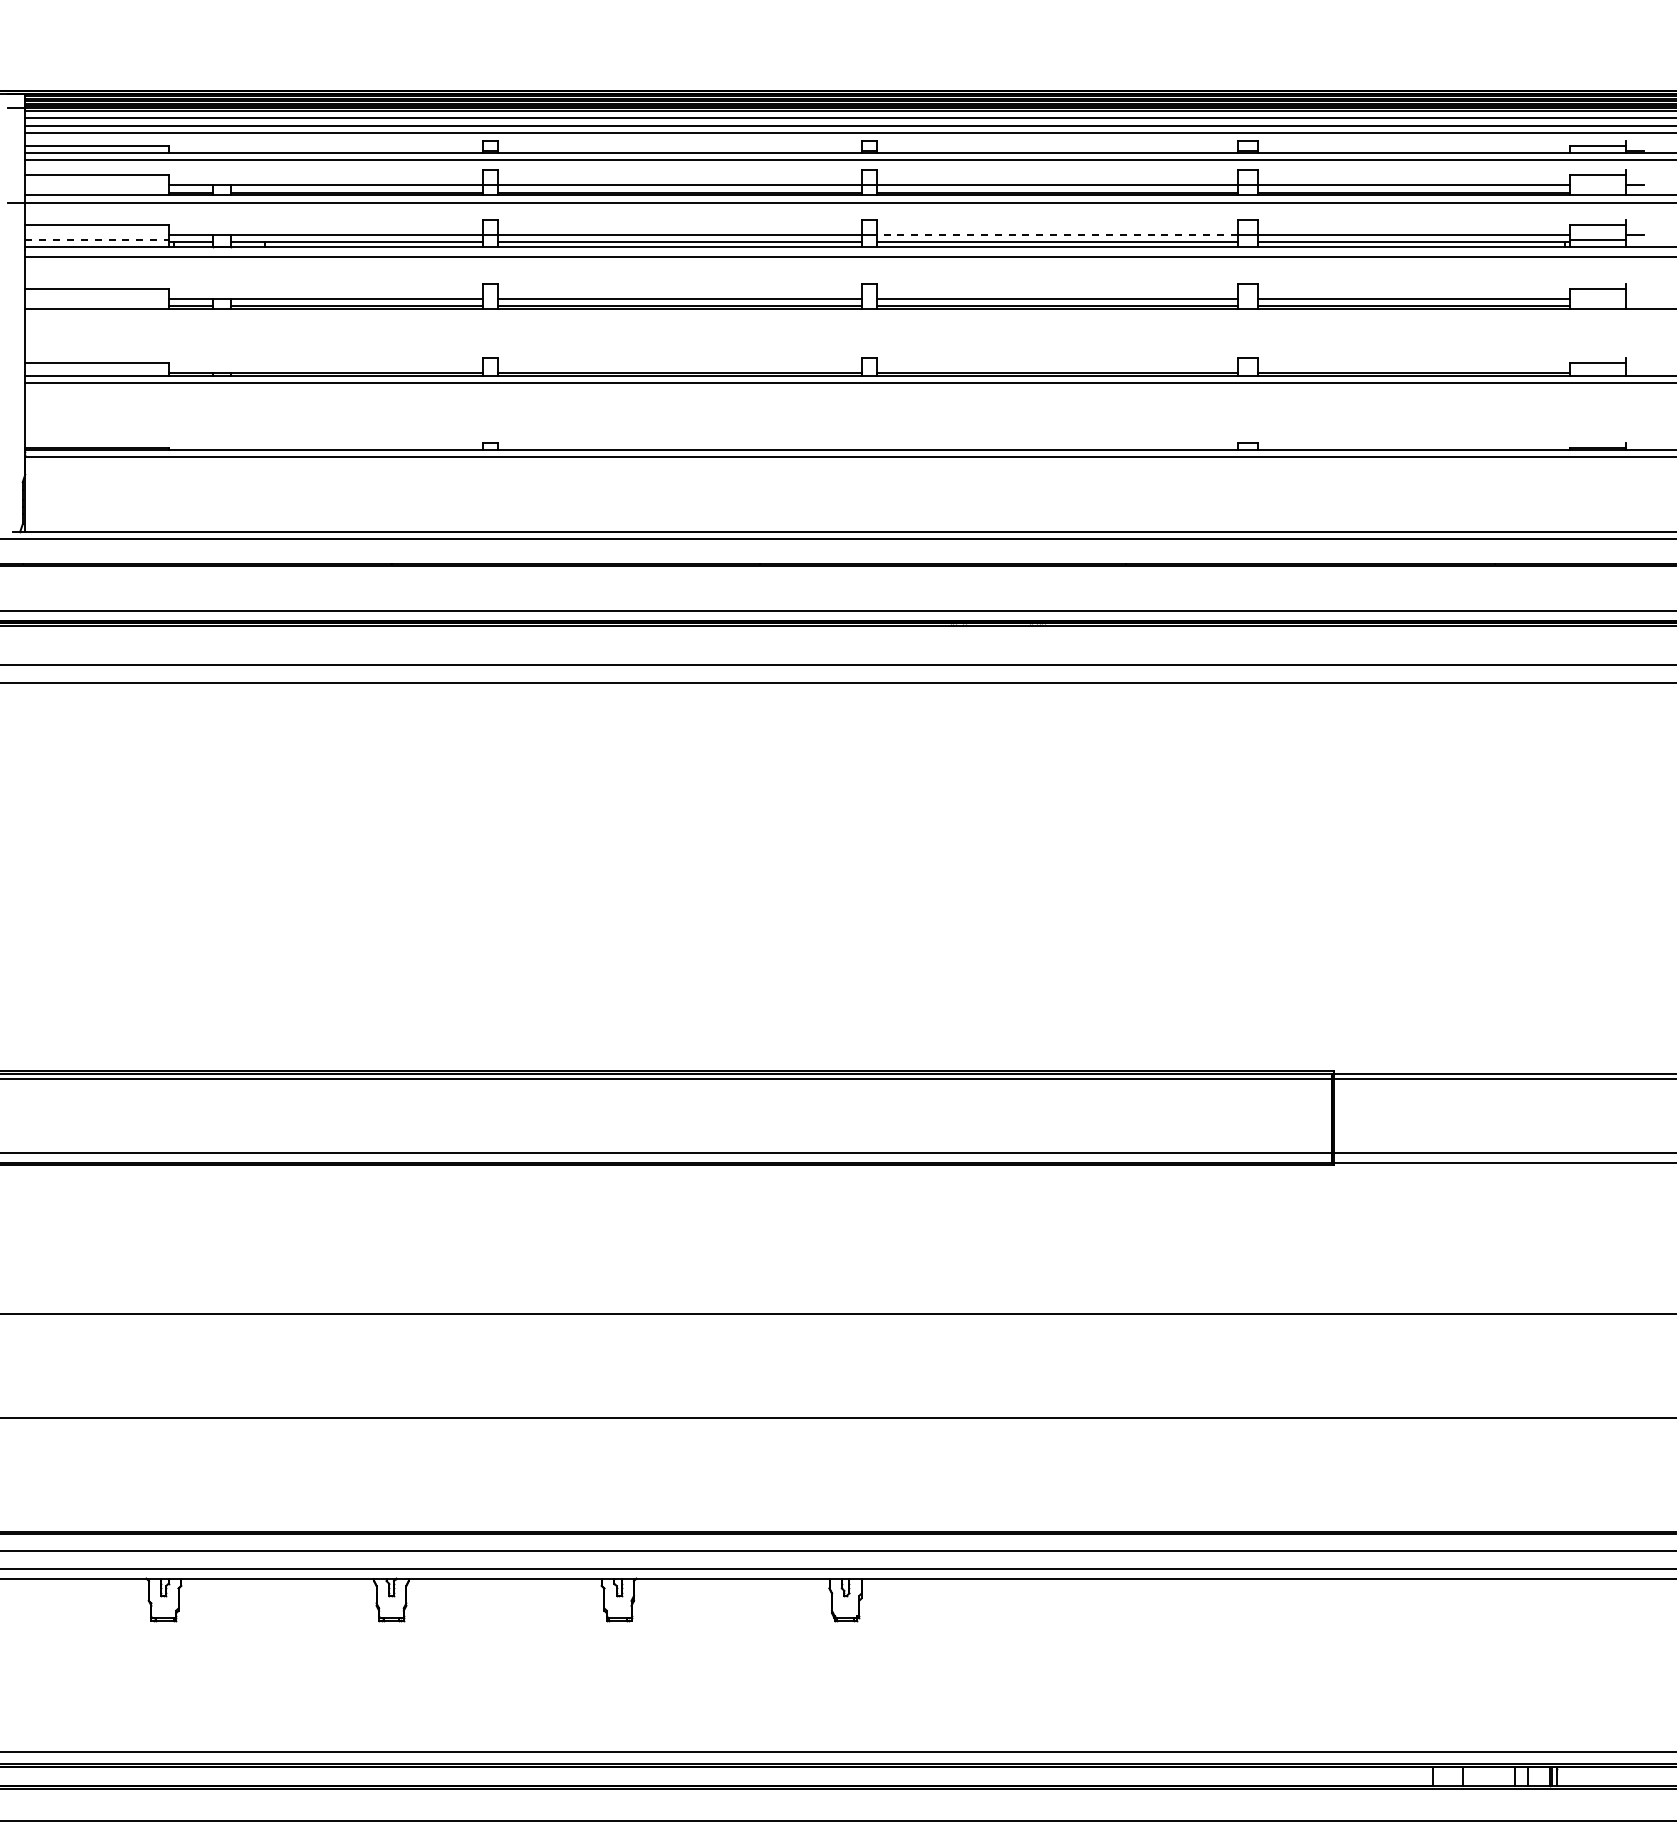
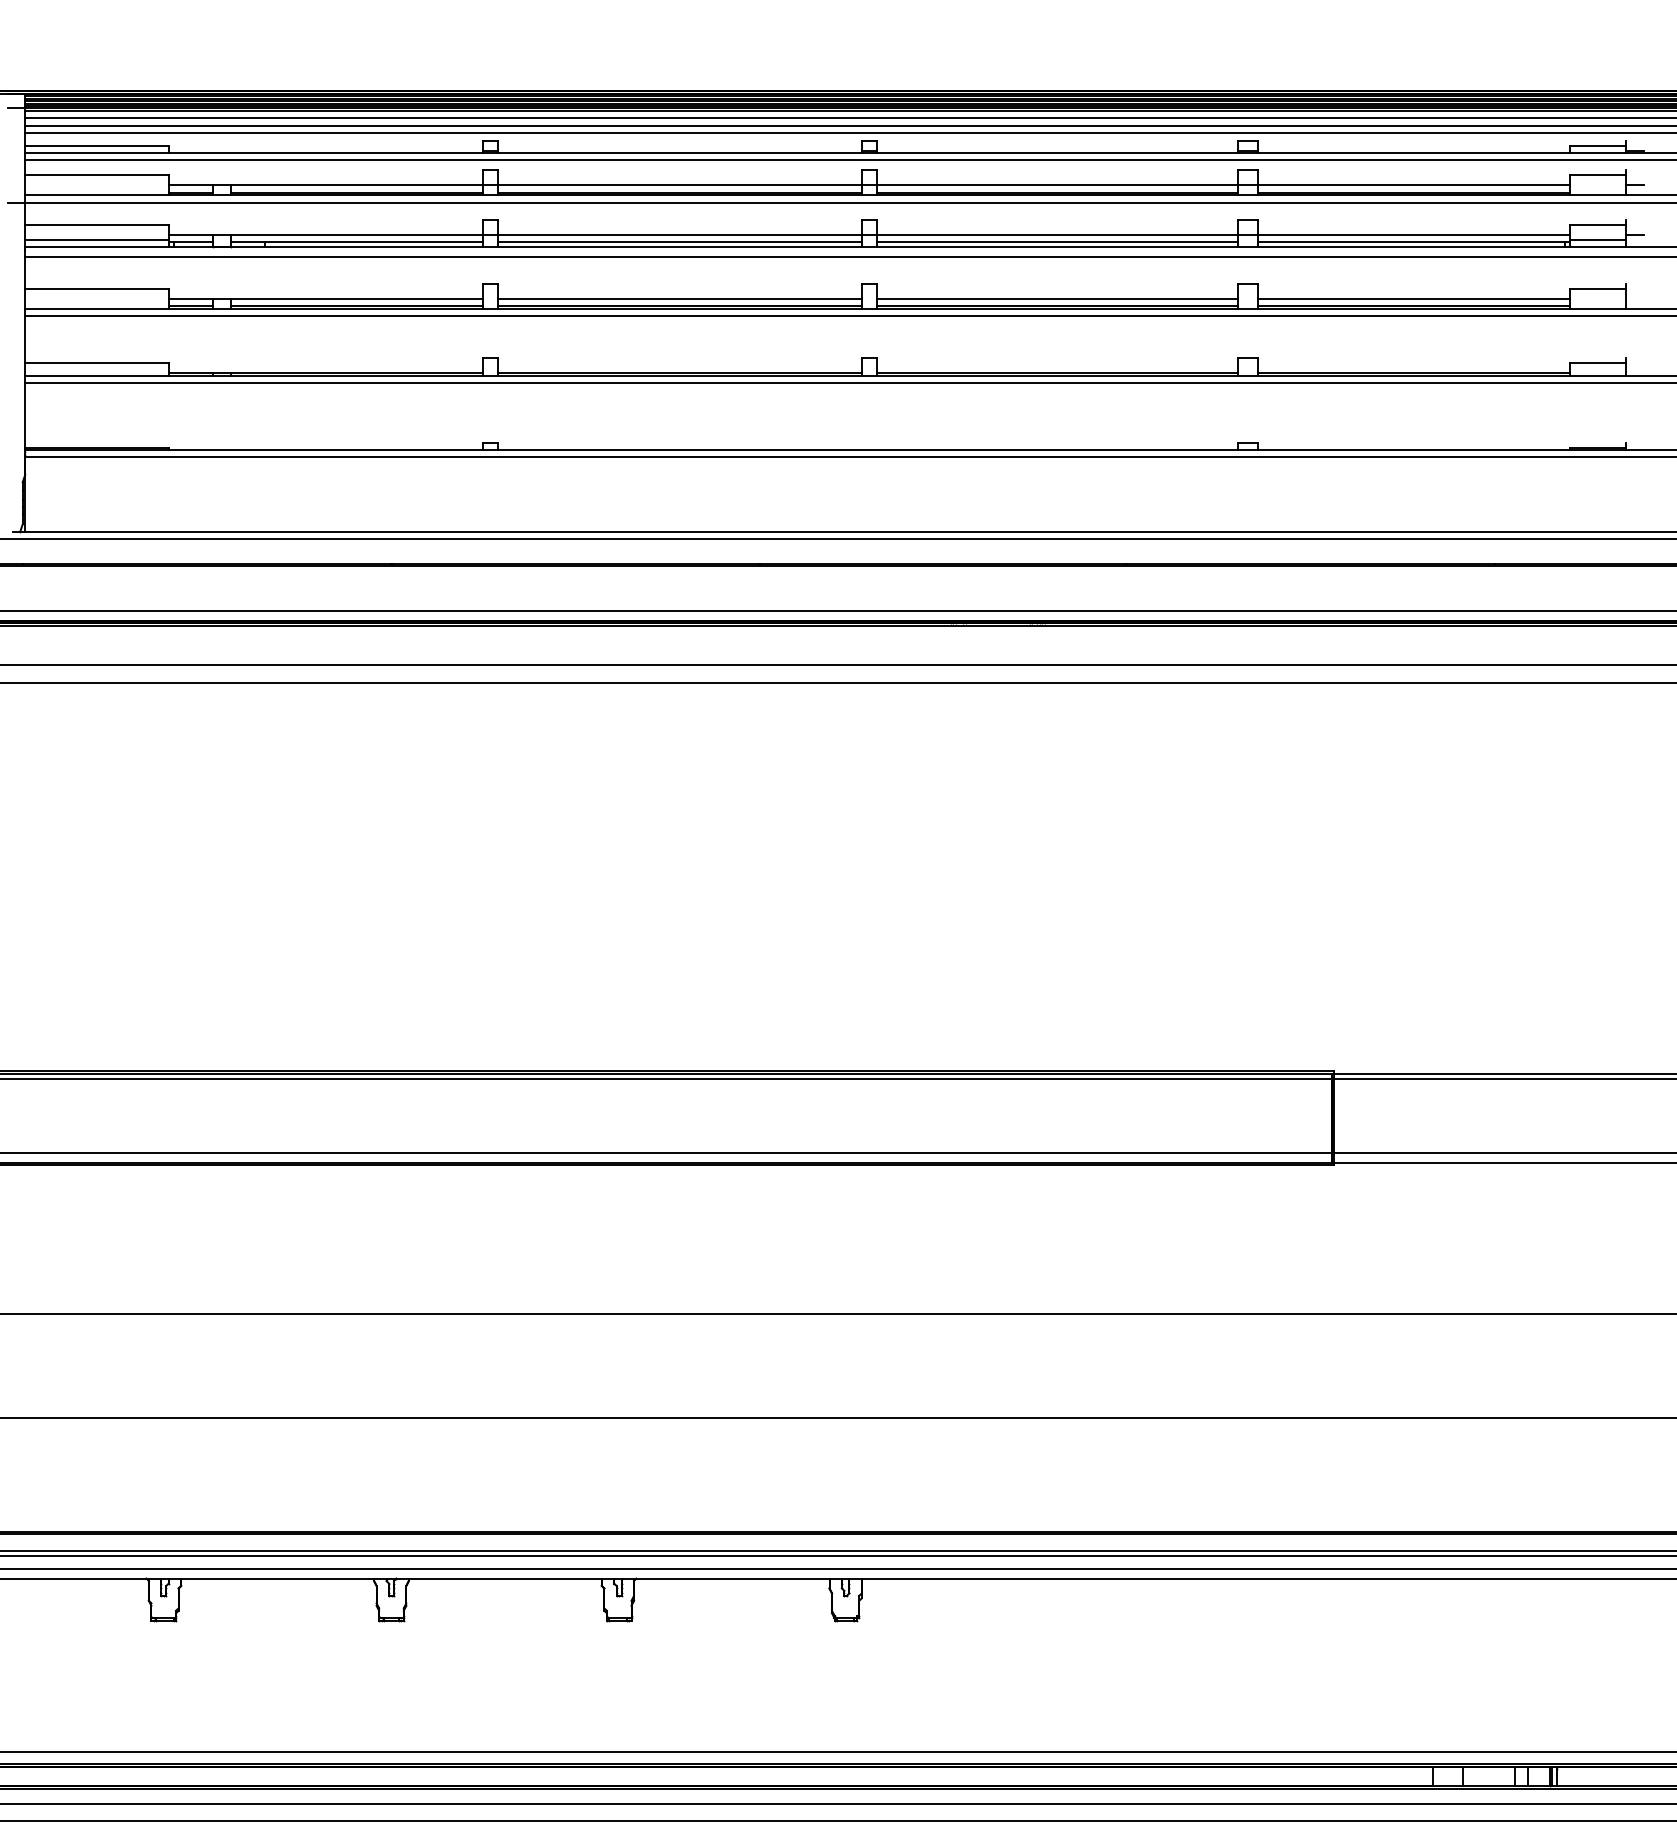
line: dashed -> solid (1057, 234)
line: dashed -> solid (96, 239)
line: none -> present (849, 316)
line: none -> present (837, 1556)
line: none -> present (837, 1803)
